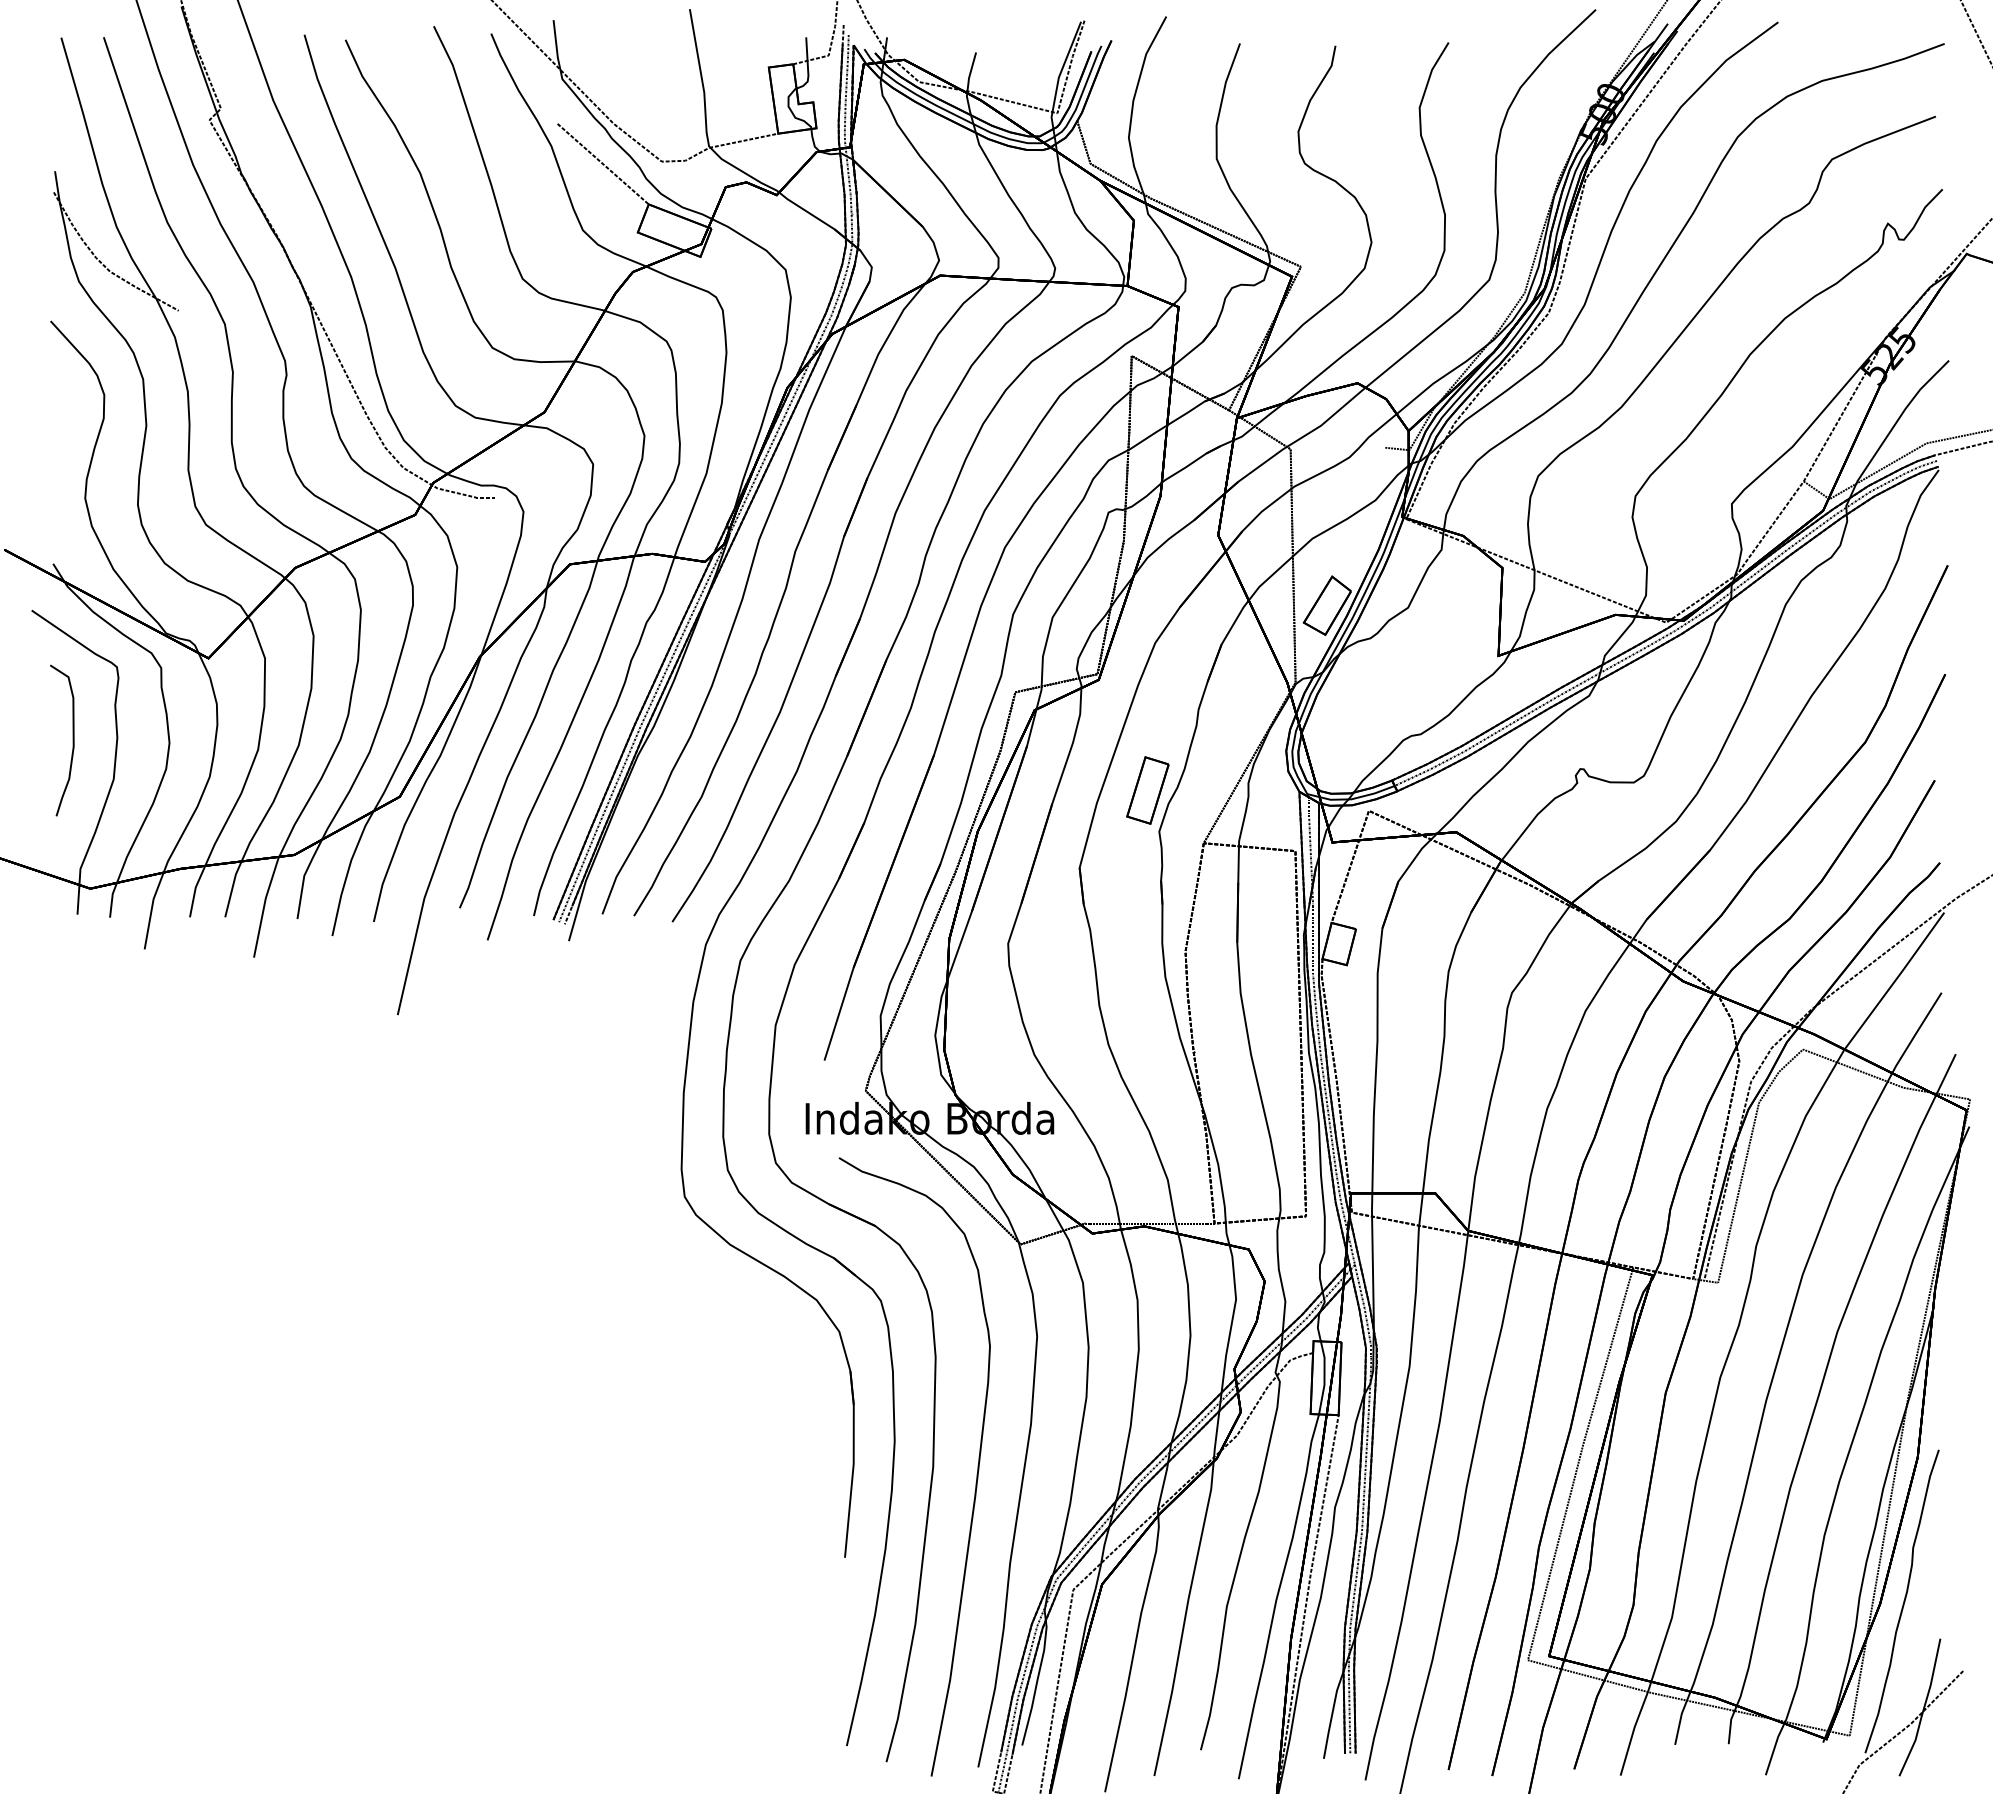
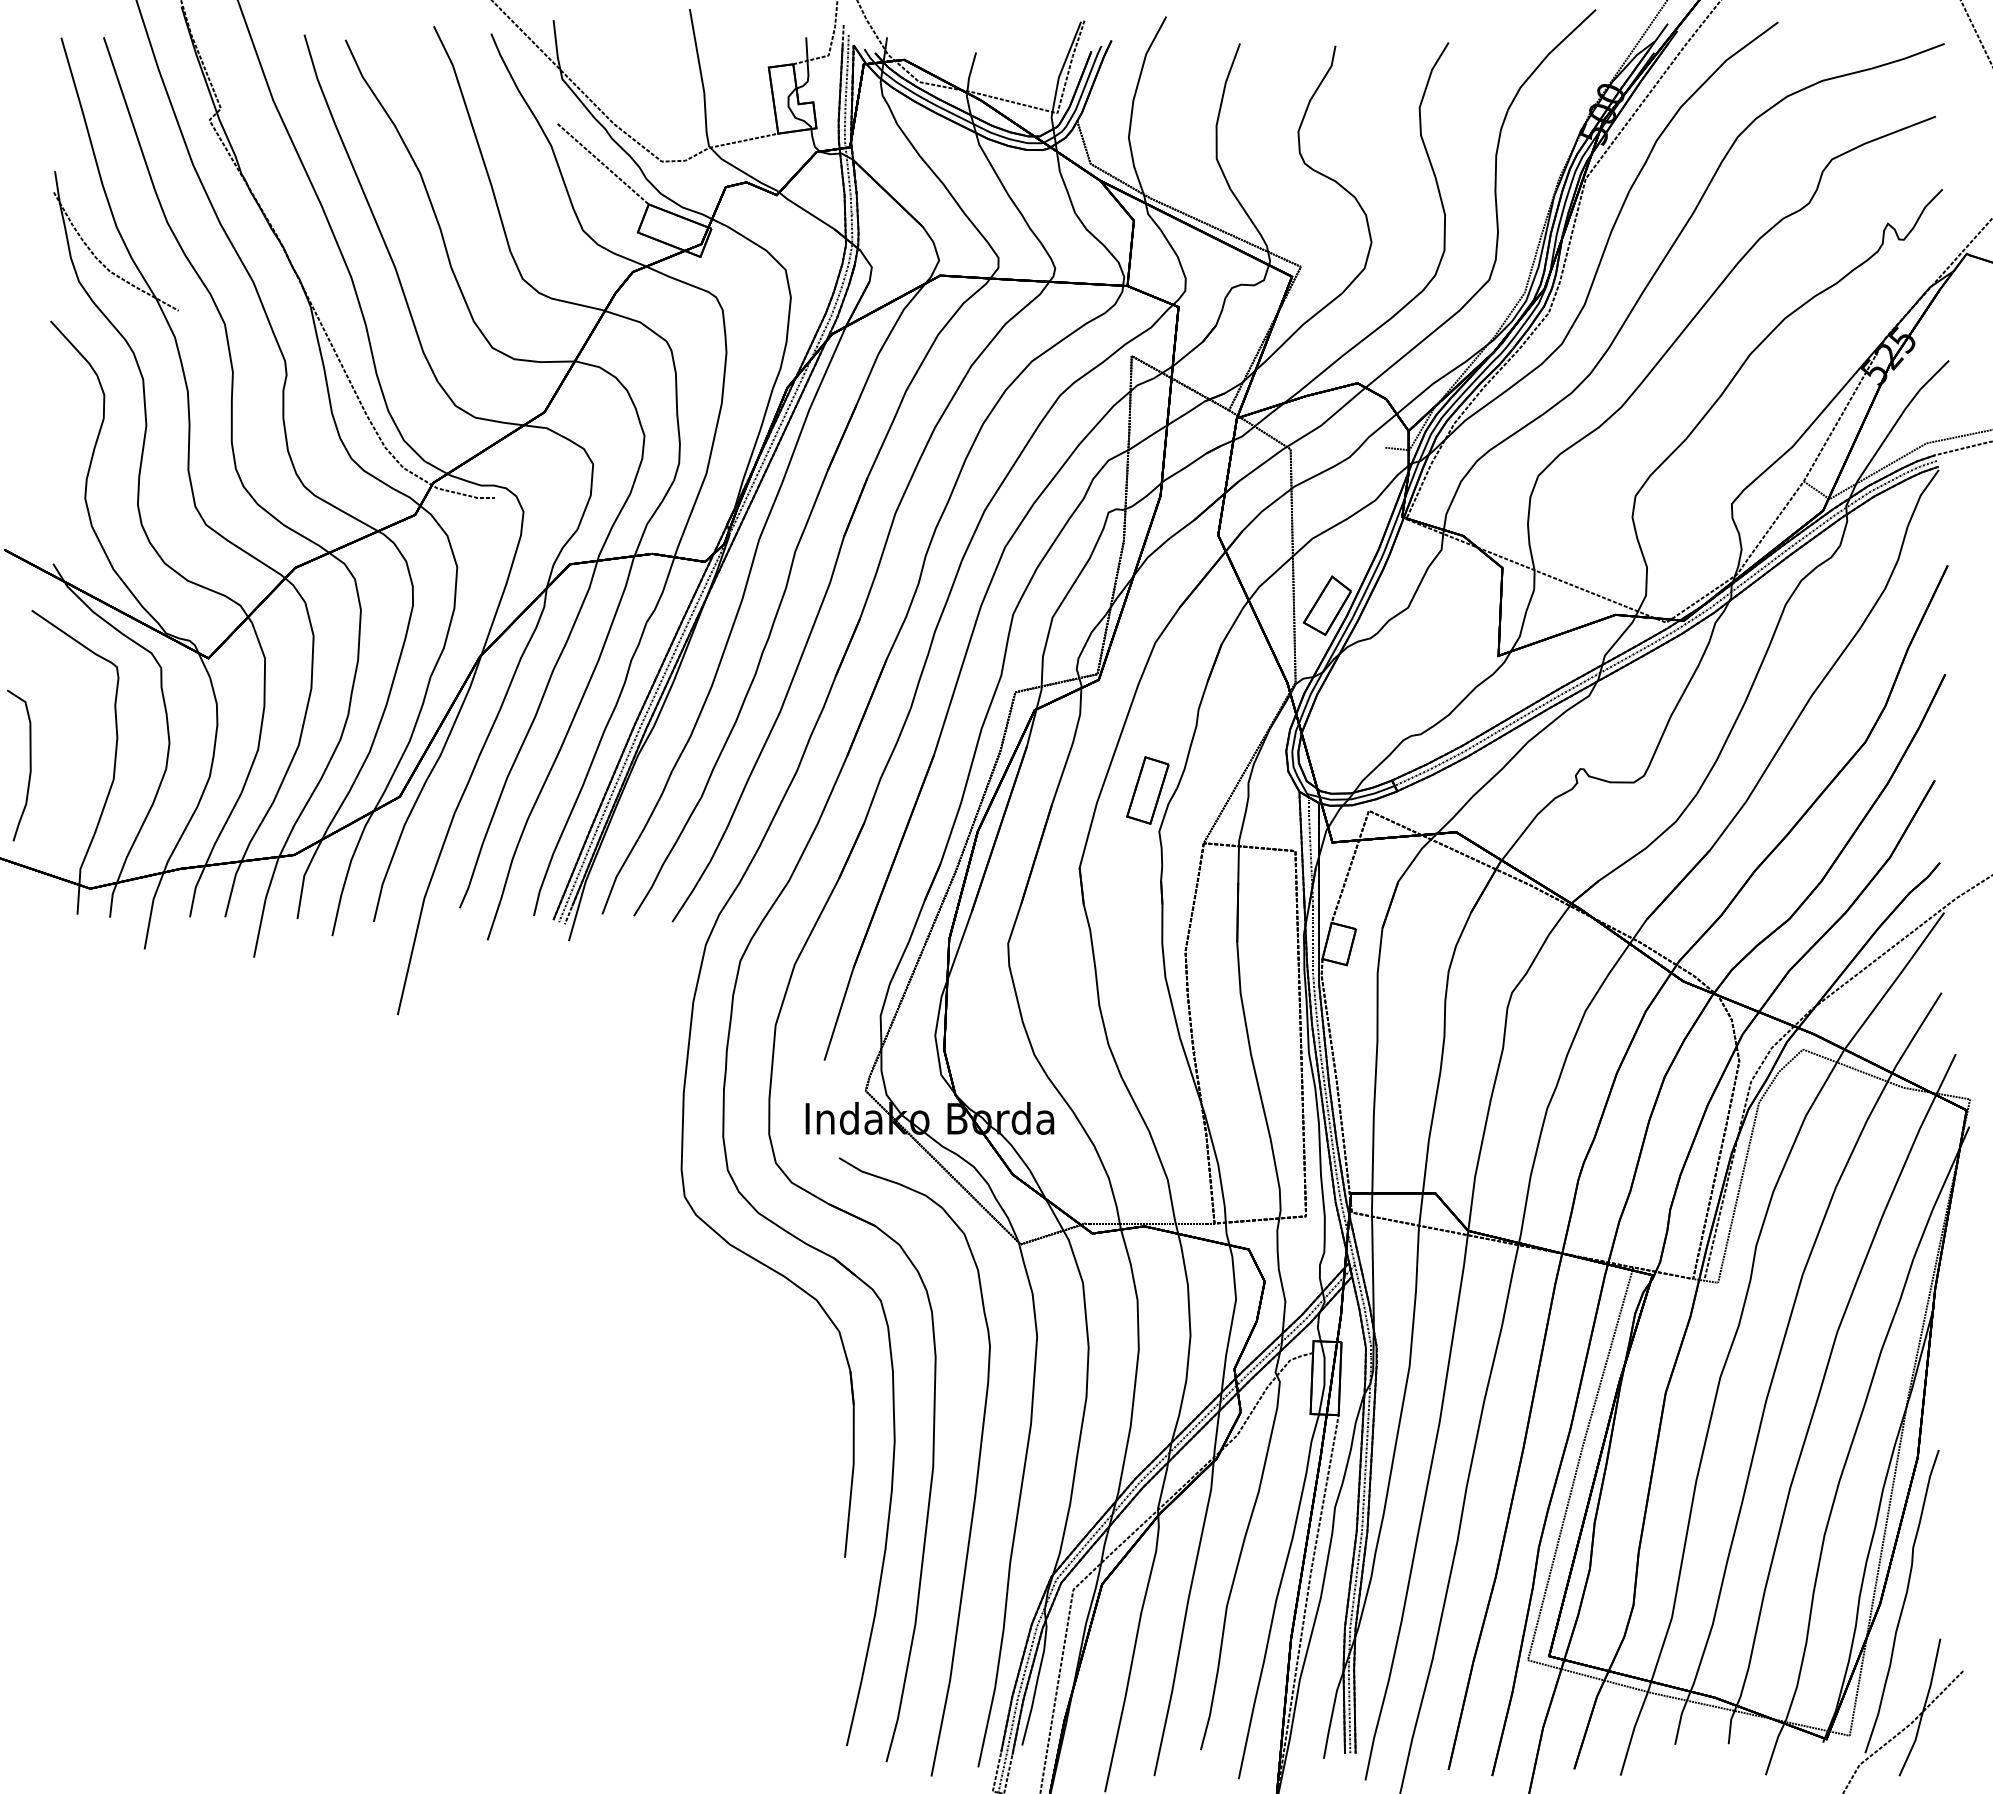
curve position: (72, 740) -> (29, 765) (29, 765)
